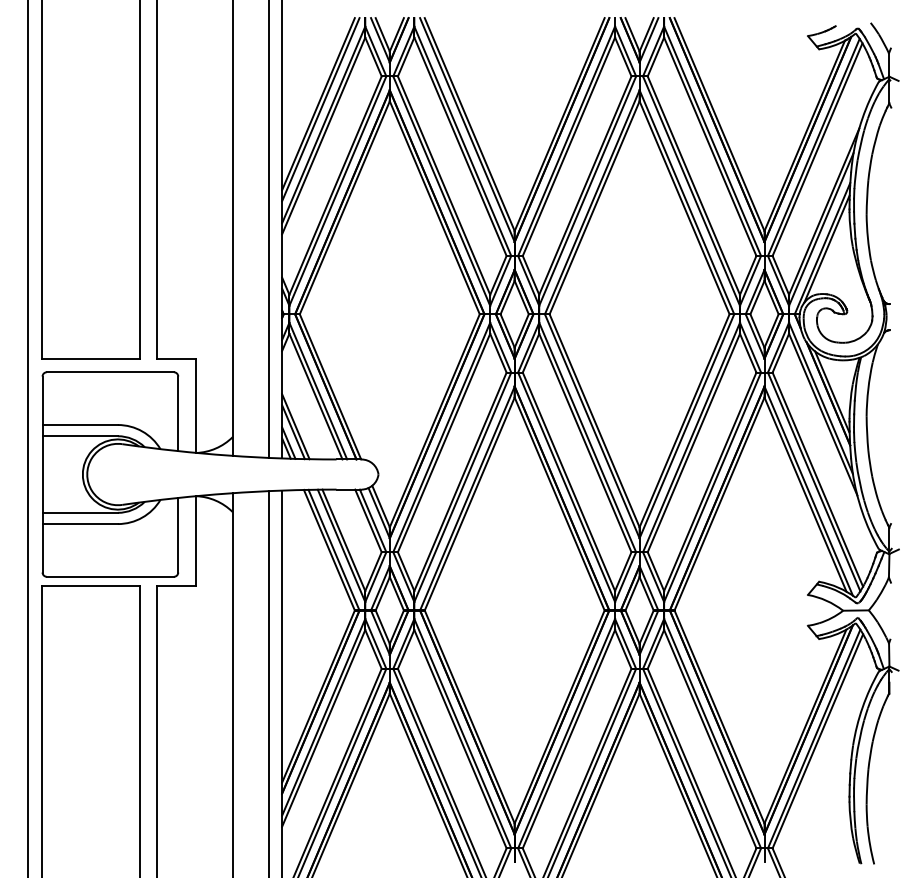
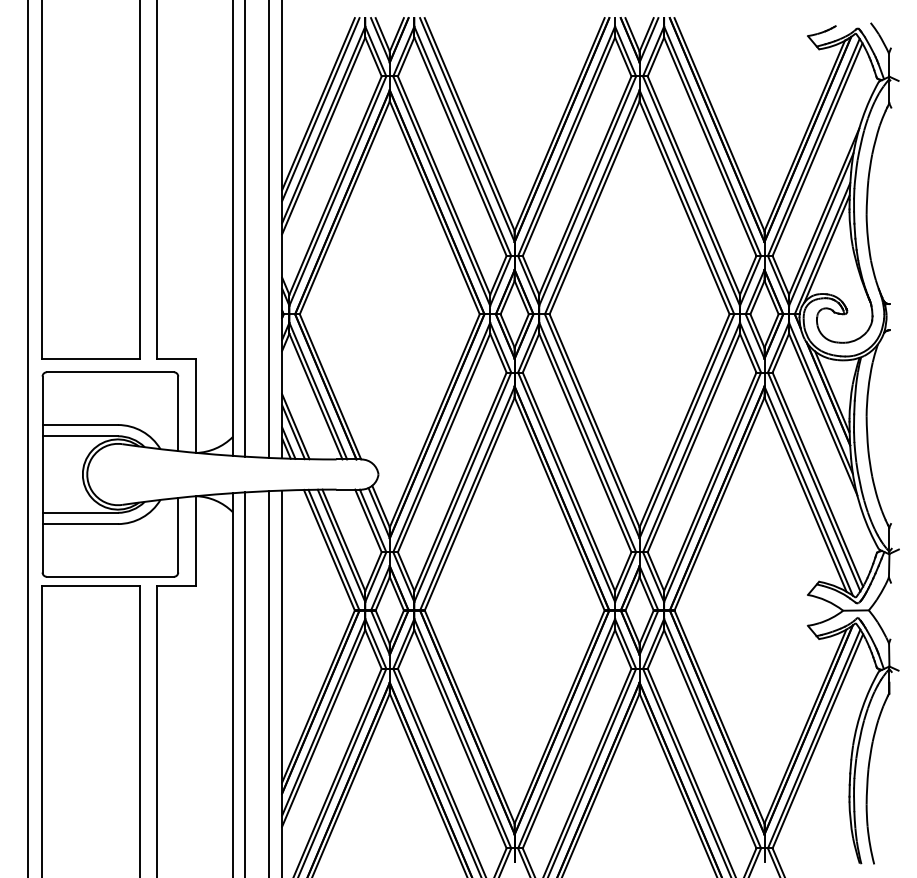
line: none -> present (245, 229)
line: none -> present (245, 683)
